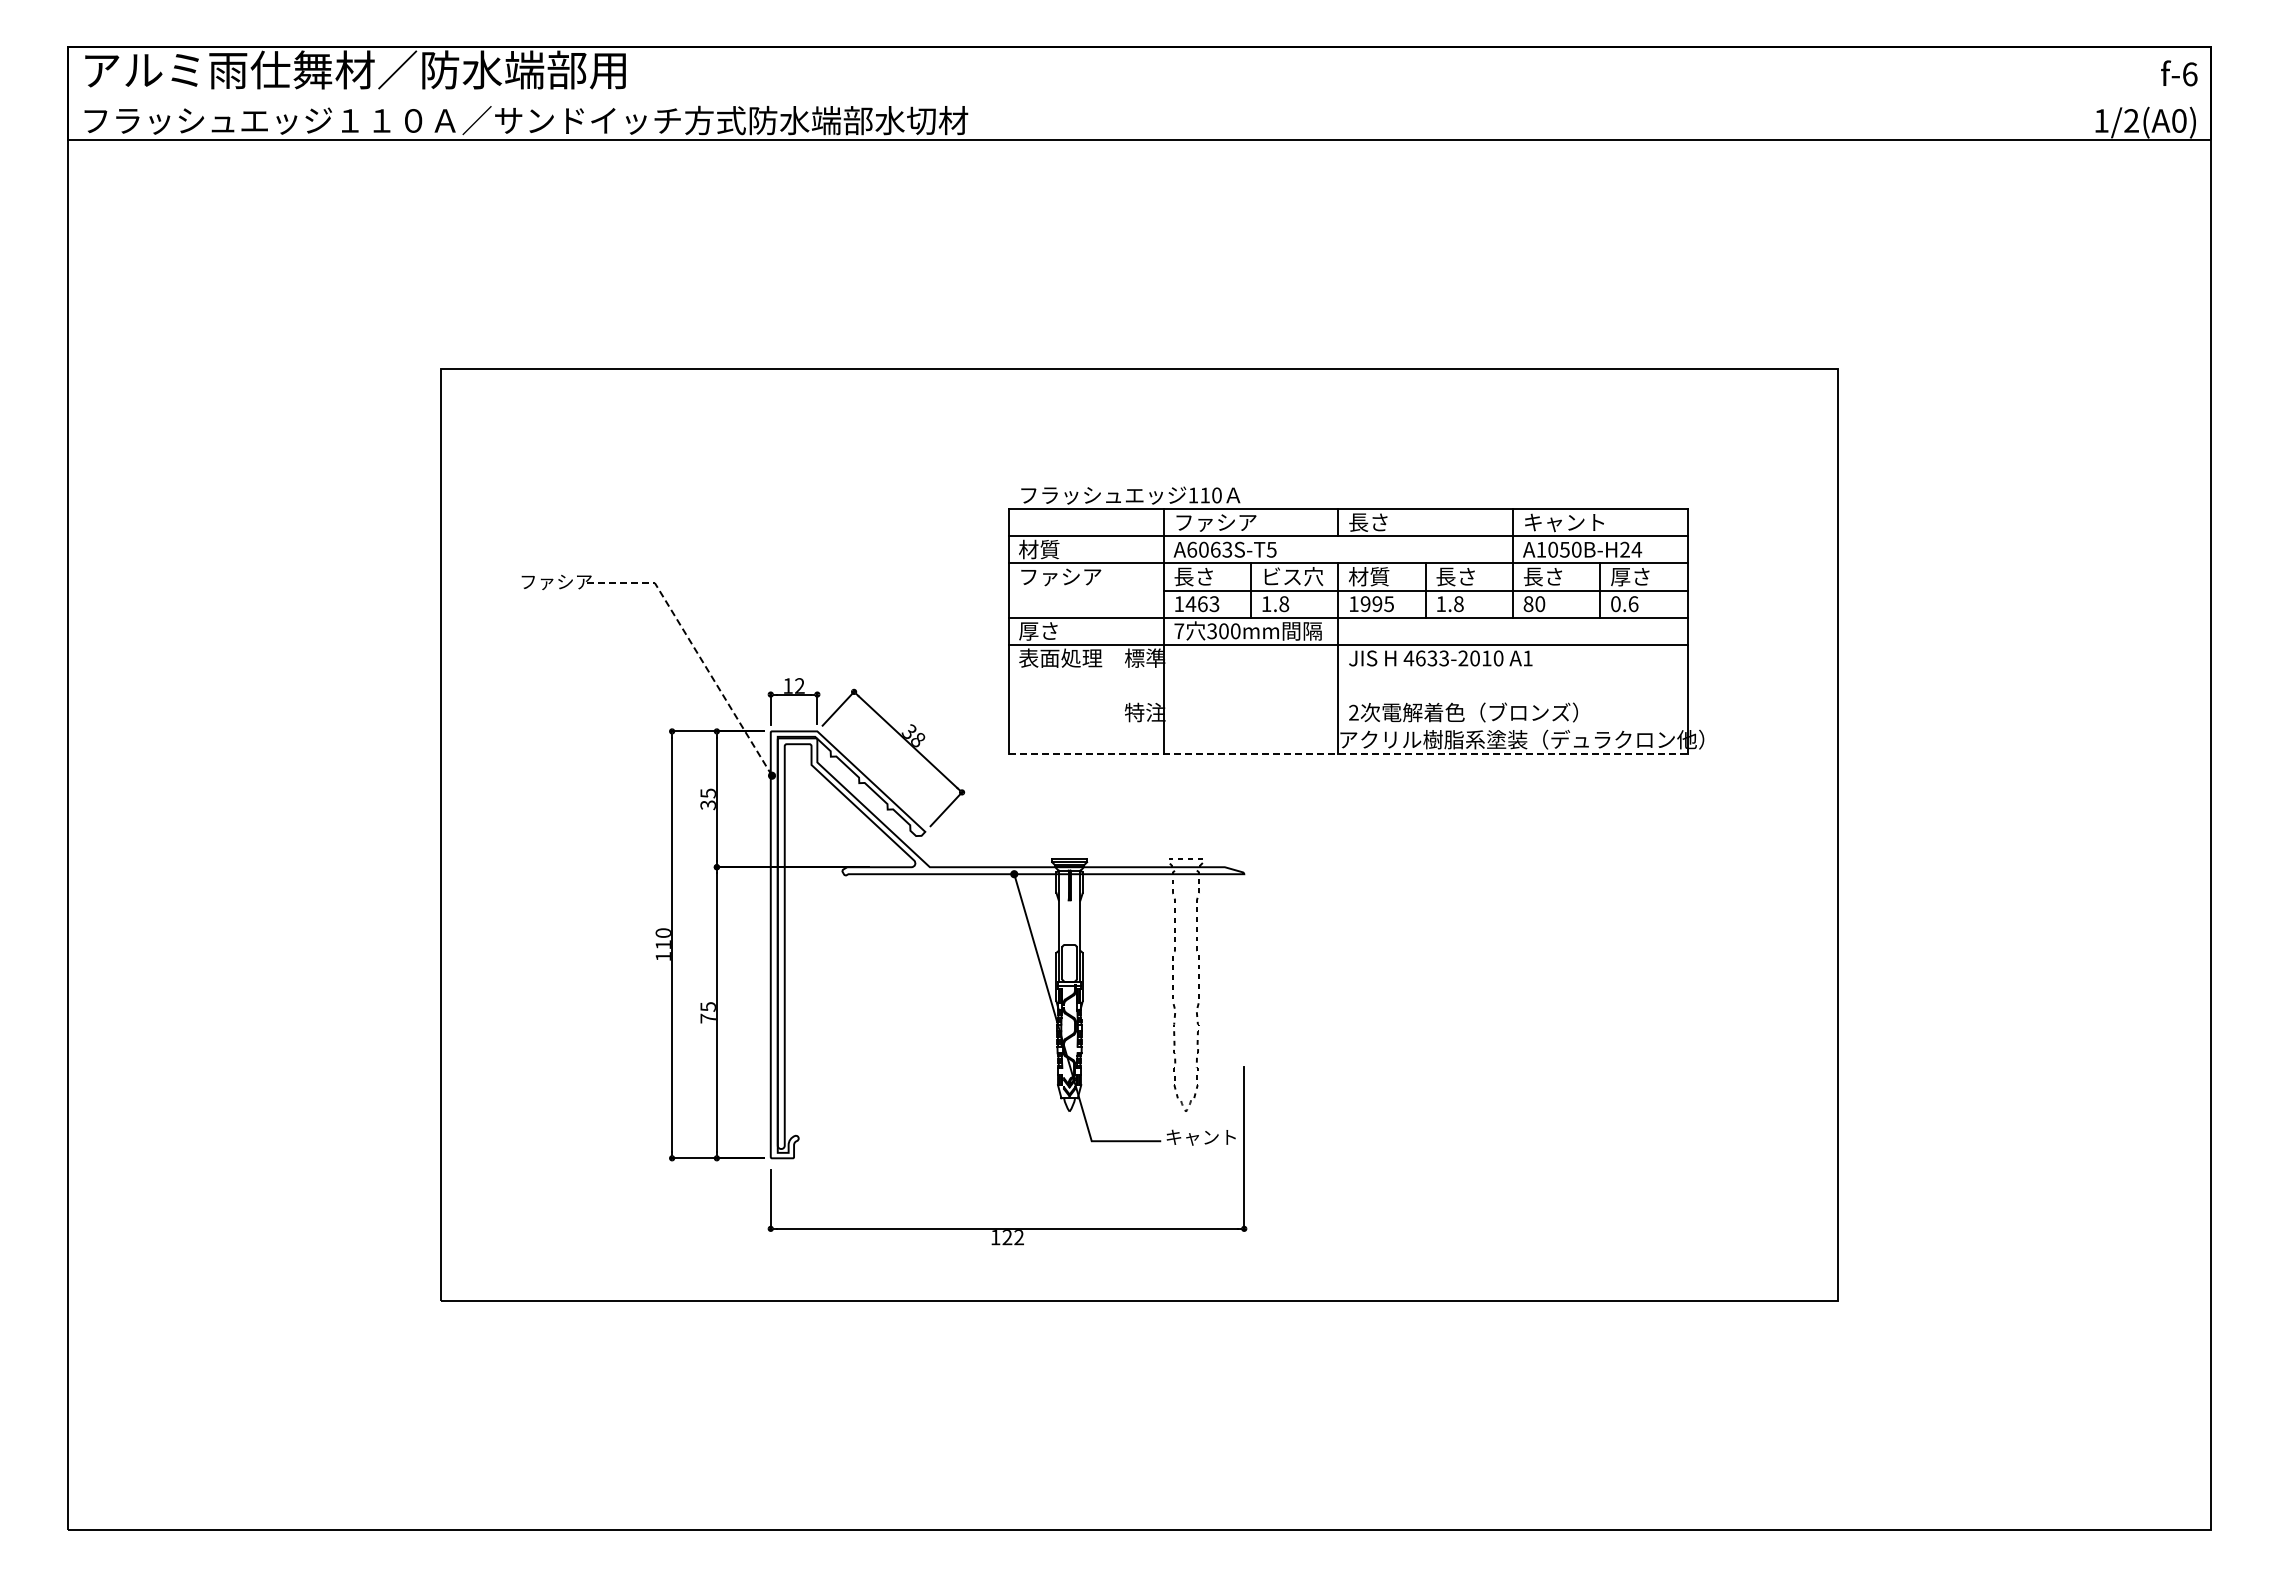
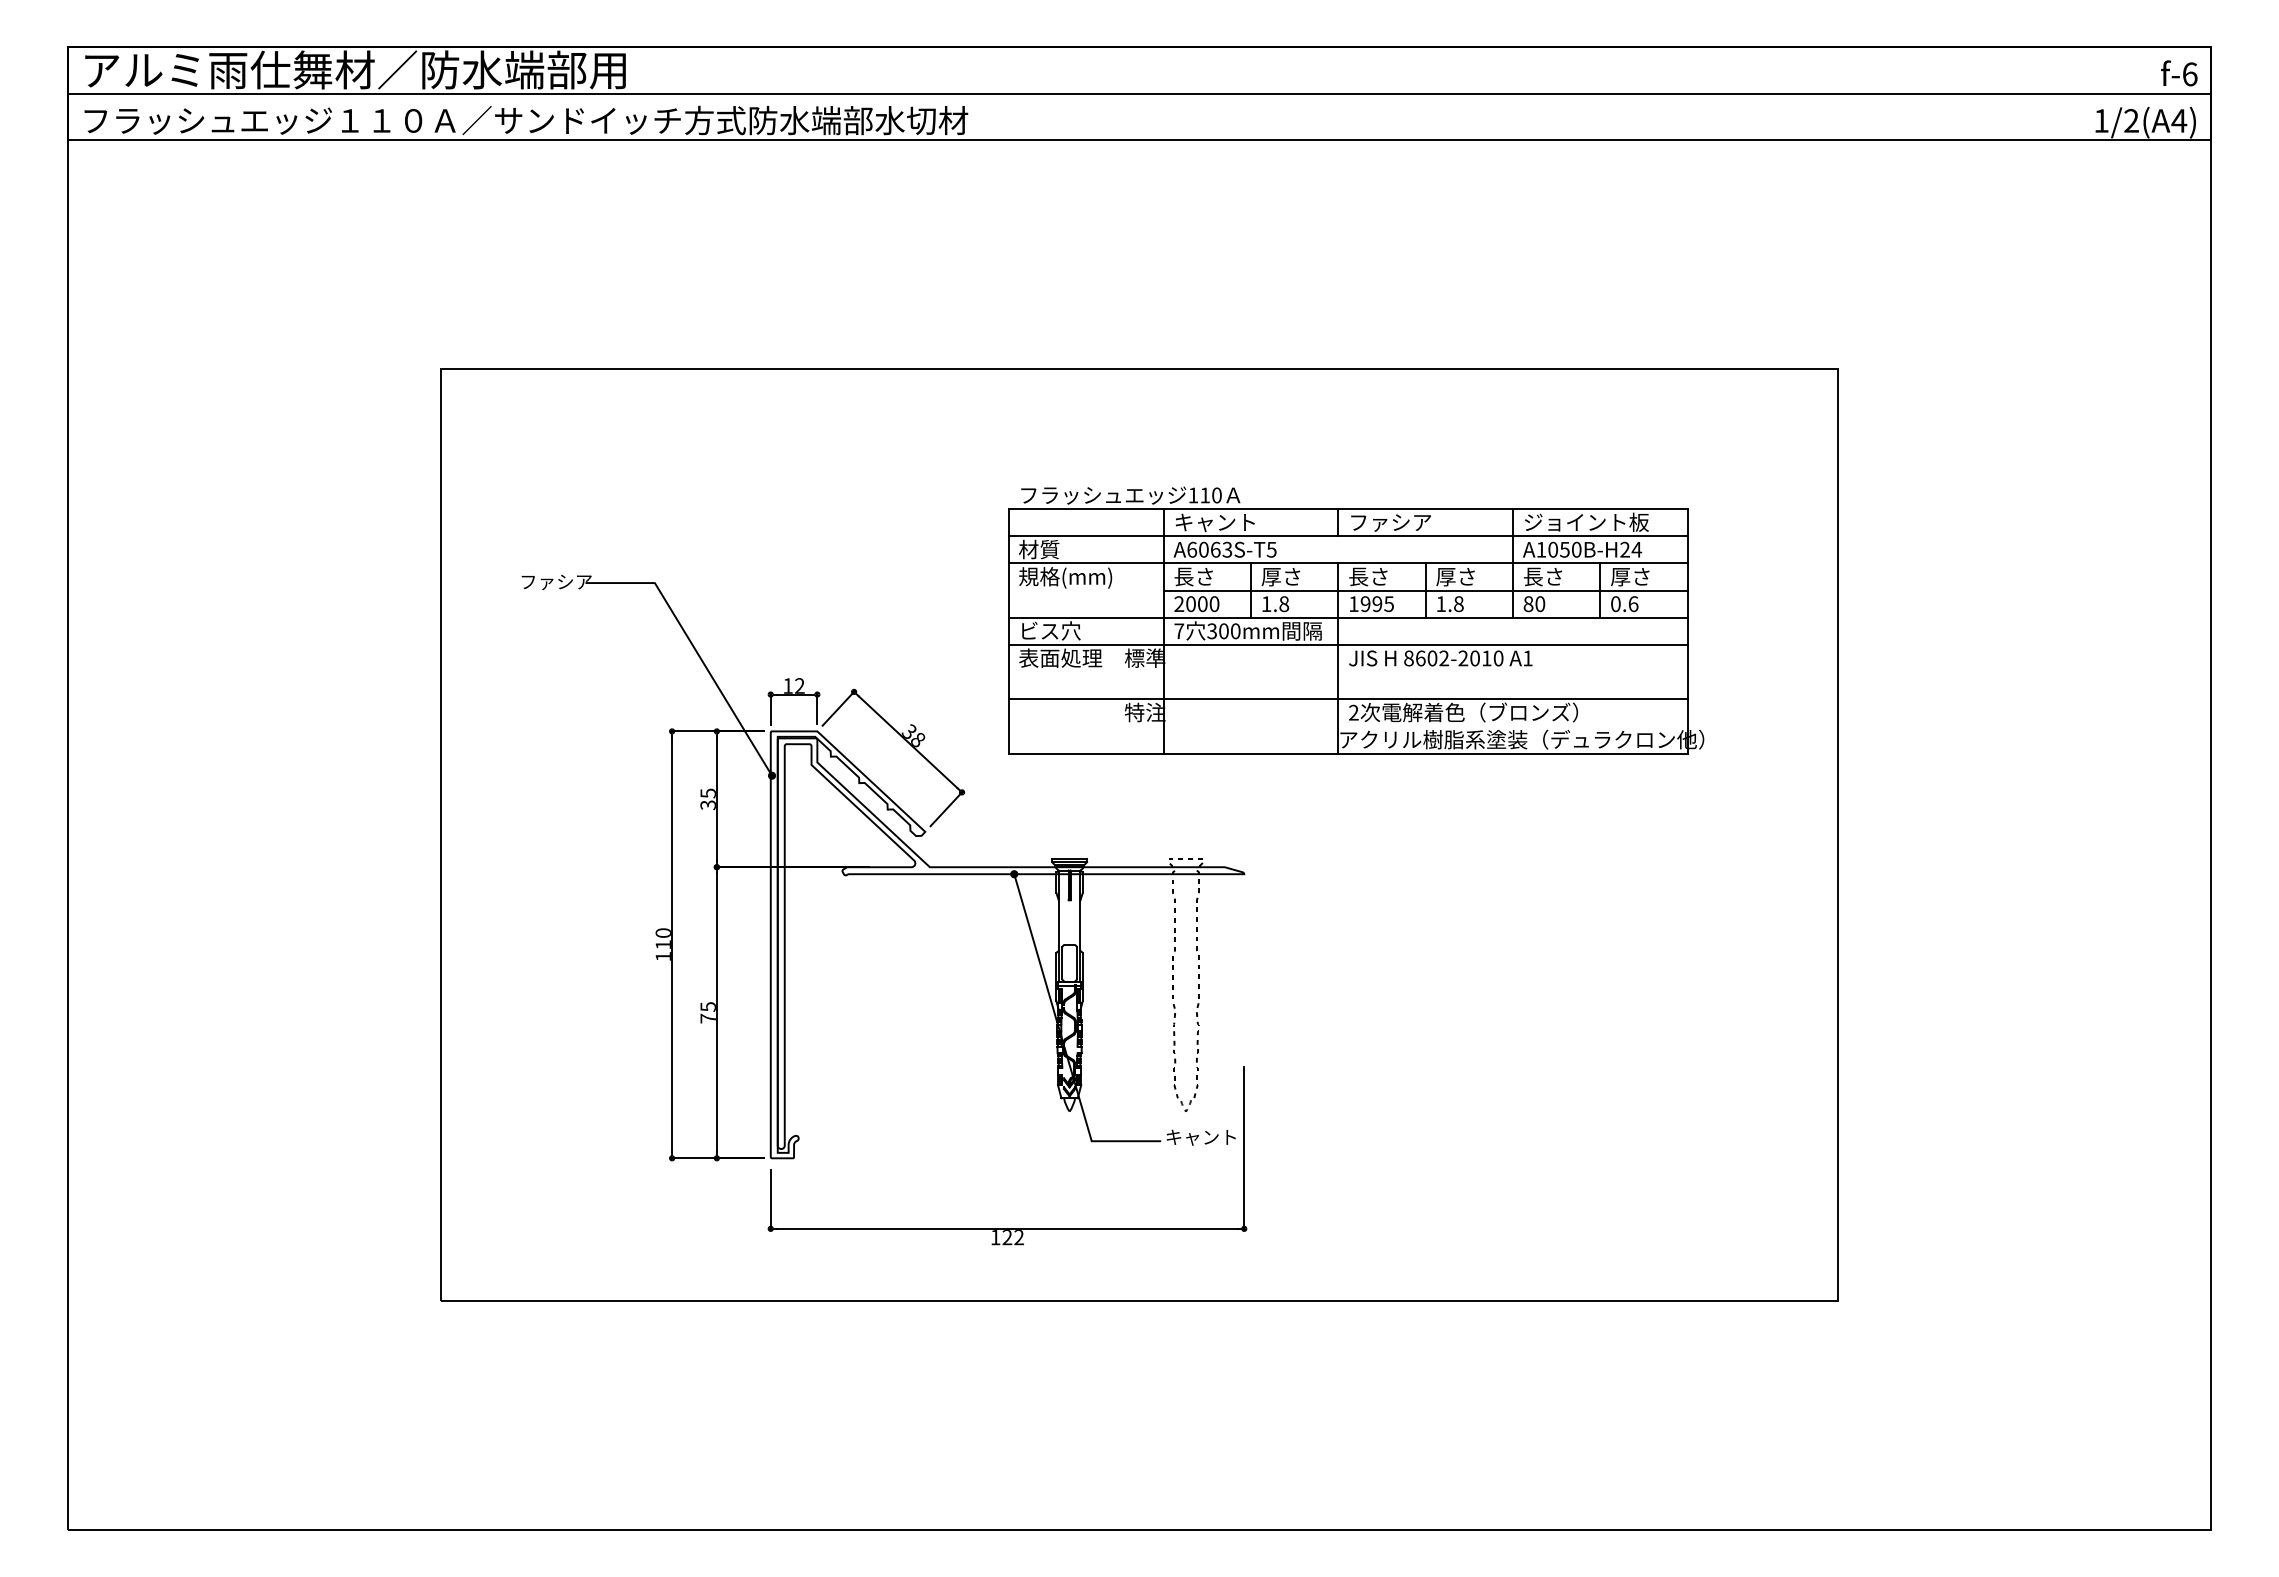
line: none -> present (1139, 93)
text: 1/2(A0) -> 1/2(A4) (2179, 120)
text: ファシア -> キャント (1216, 522)
text: 長さ -> ファシア (1390, 522)
text: キャント -> ジョイント板 (1586, 522)
text: ビス穴 -> 厚さ (1292, 576)
text: 材質 -> 長さ (1368, 576)
text: 長さ -> 厚さ (1445, 576)
text: ファシア -> 規格(mm) (1065, 577)
text: 1463 -> 2000 (1196, 604)
text: 厚さ -> ビス穴 (1049, 630)
line: dashed -> solid (694, 648)
text: 4633-2010 -> 8602-2010 (1426, 658)
line: none -> present (1347, 699)
line: dashed -> solid (1348, 753)
